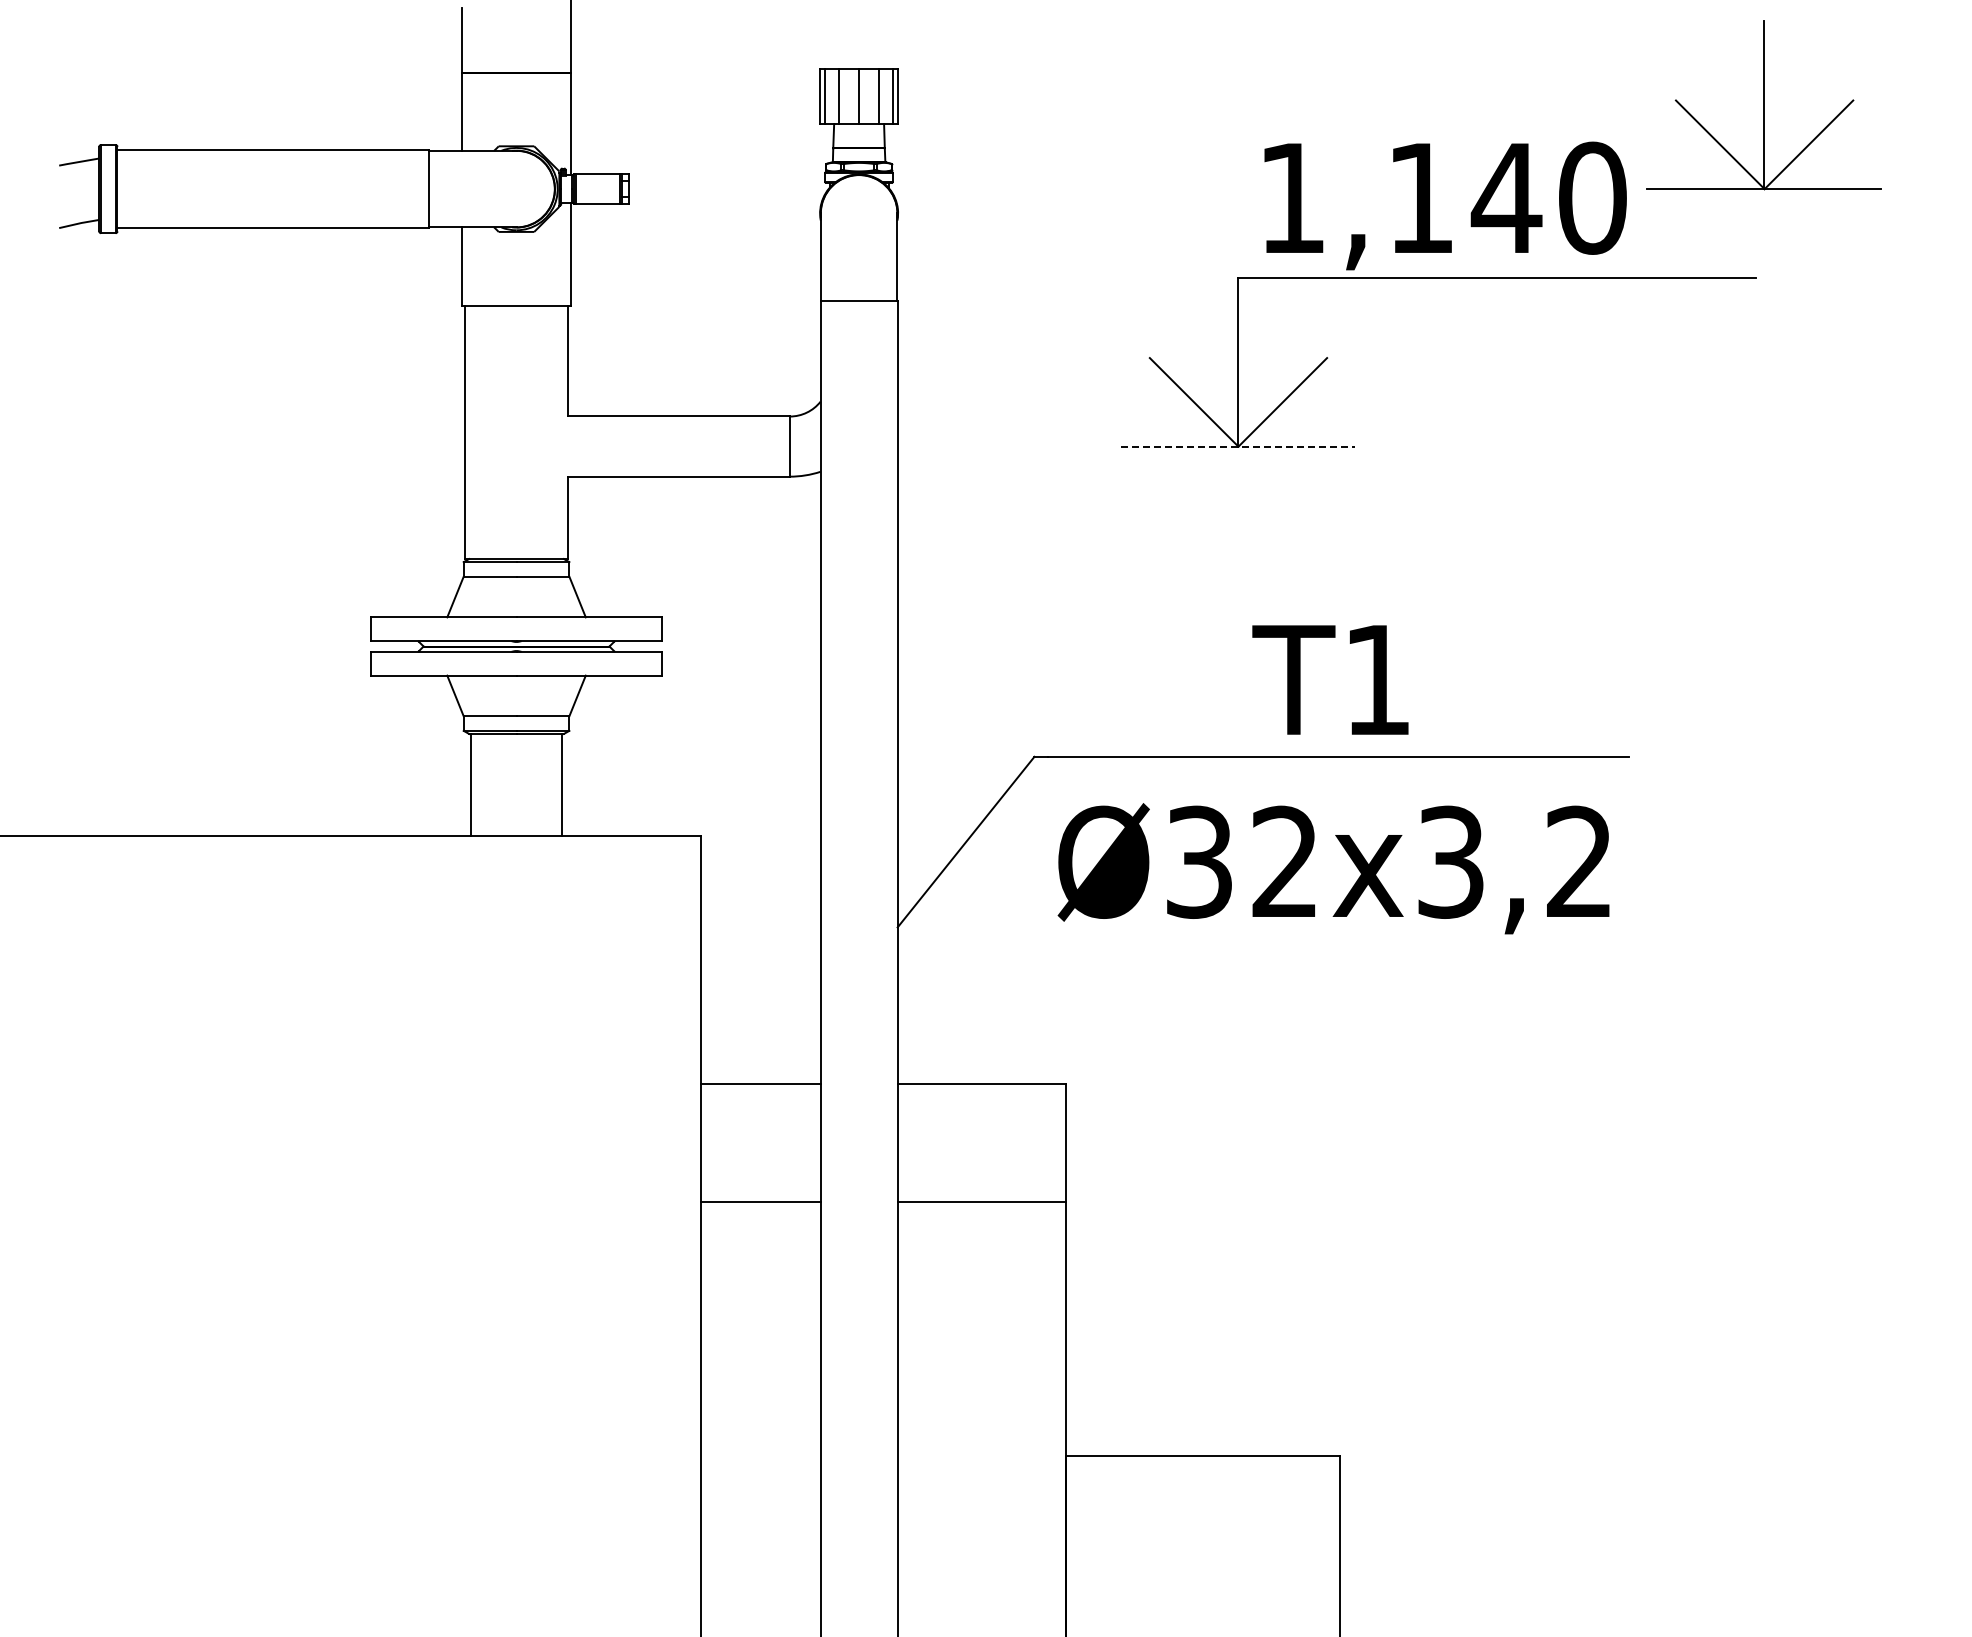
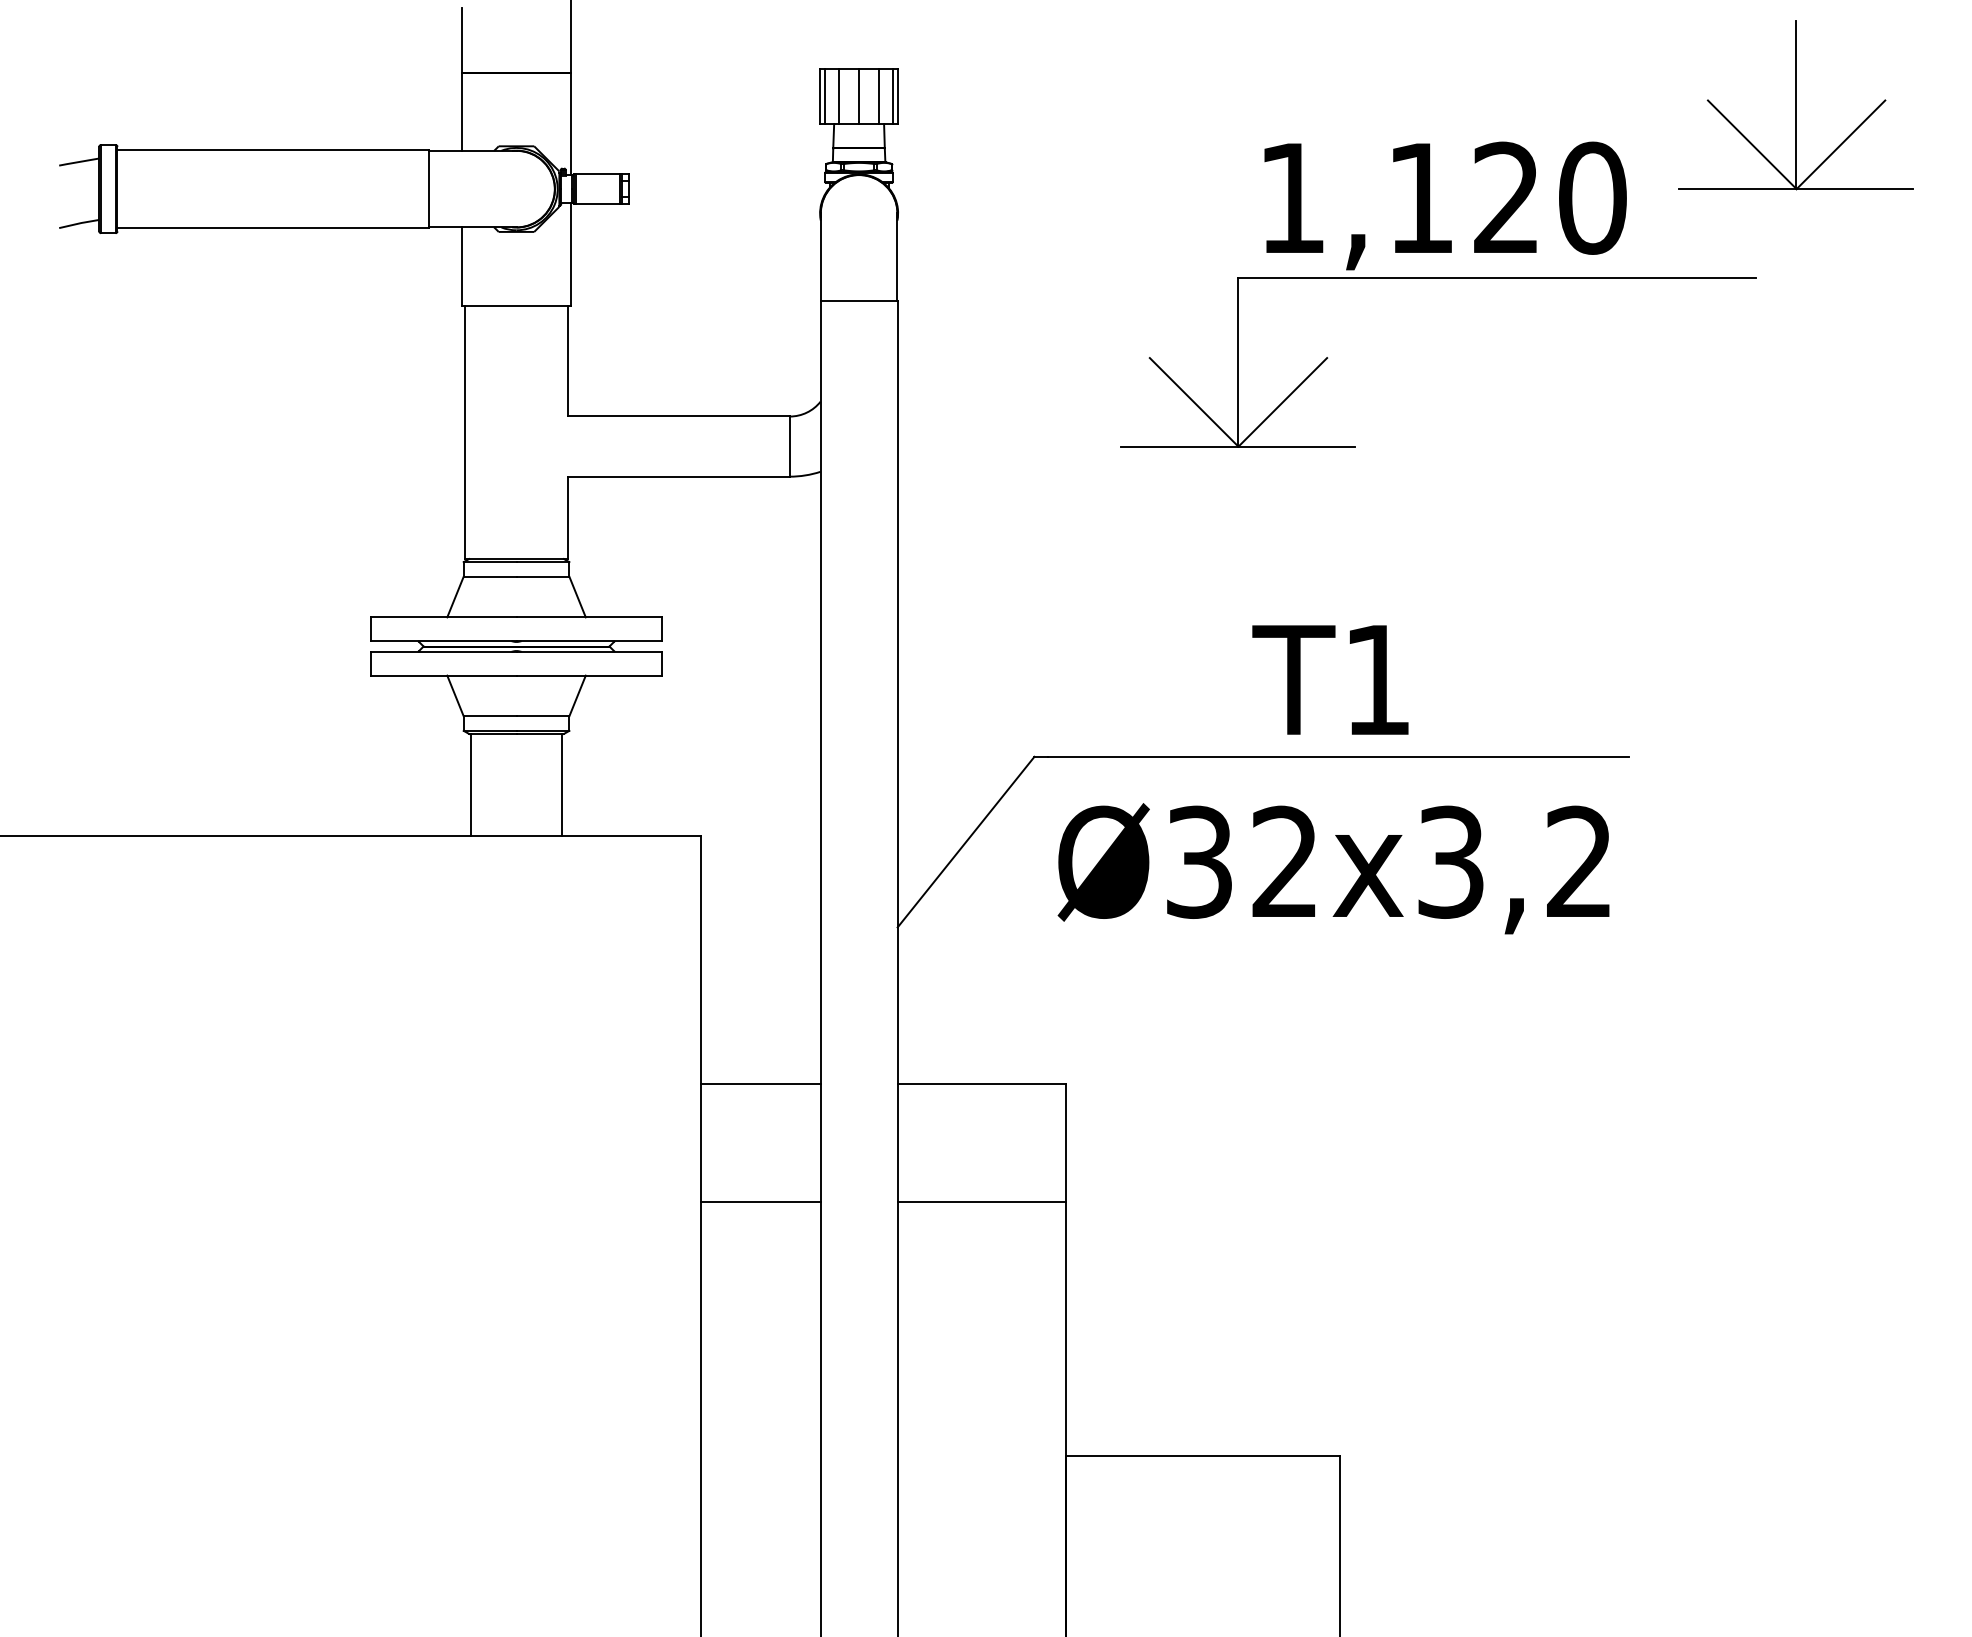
part position: (1763, 105) -> (1795, 105) (1795, 105)
text: 1,140 -> 1,120 (1506, 196)
line: dashed -> solid (1238, 446)
